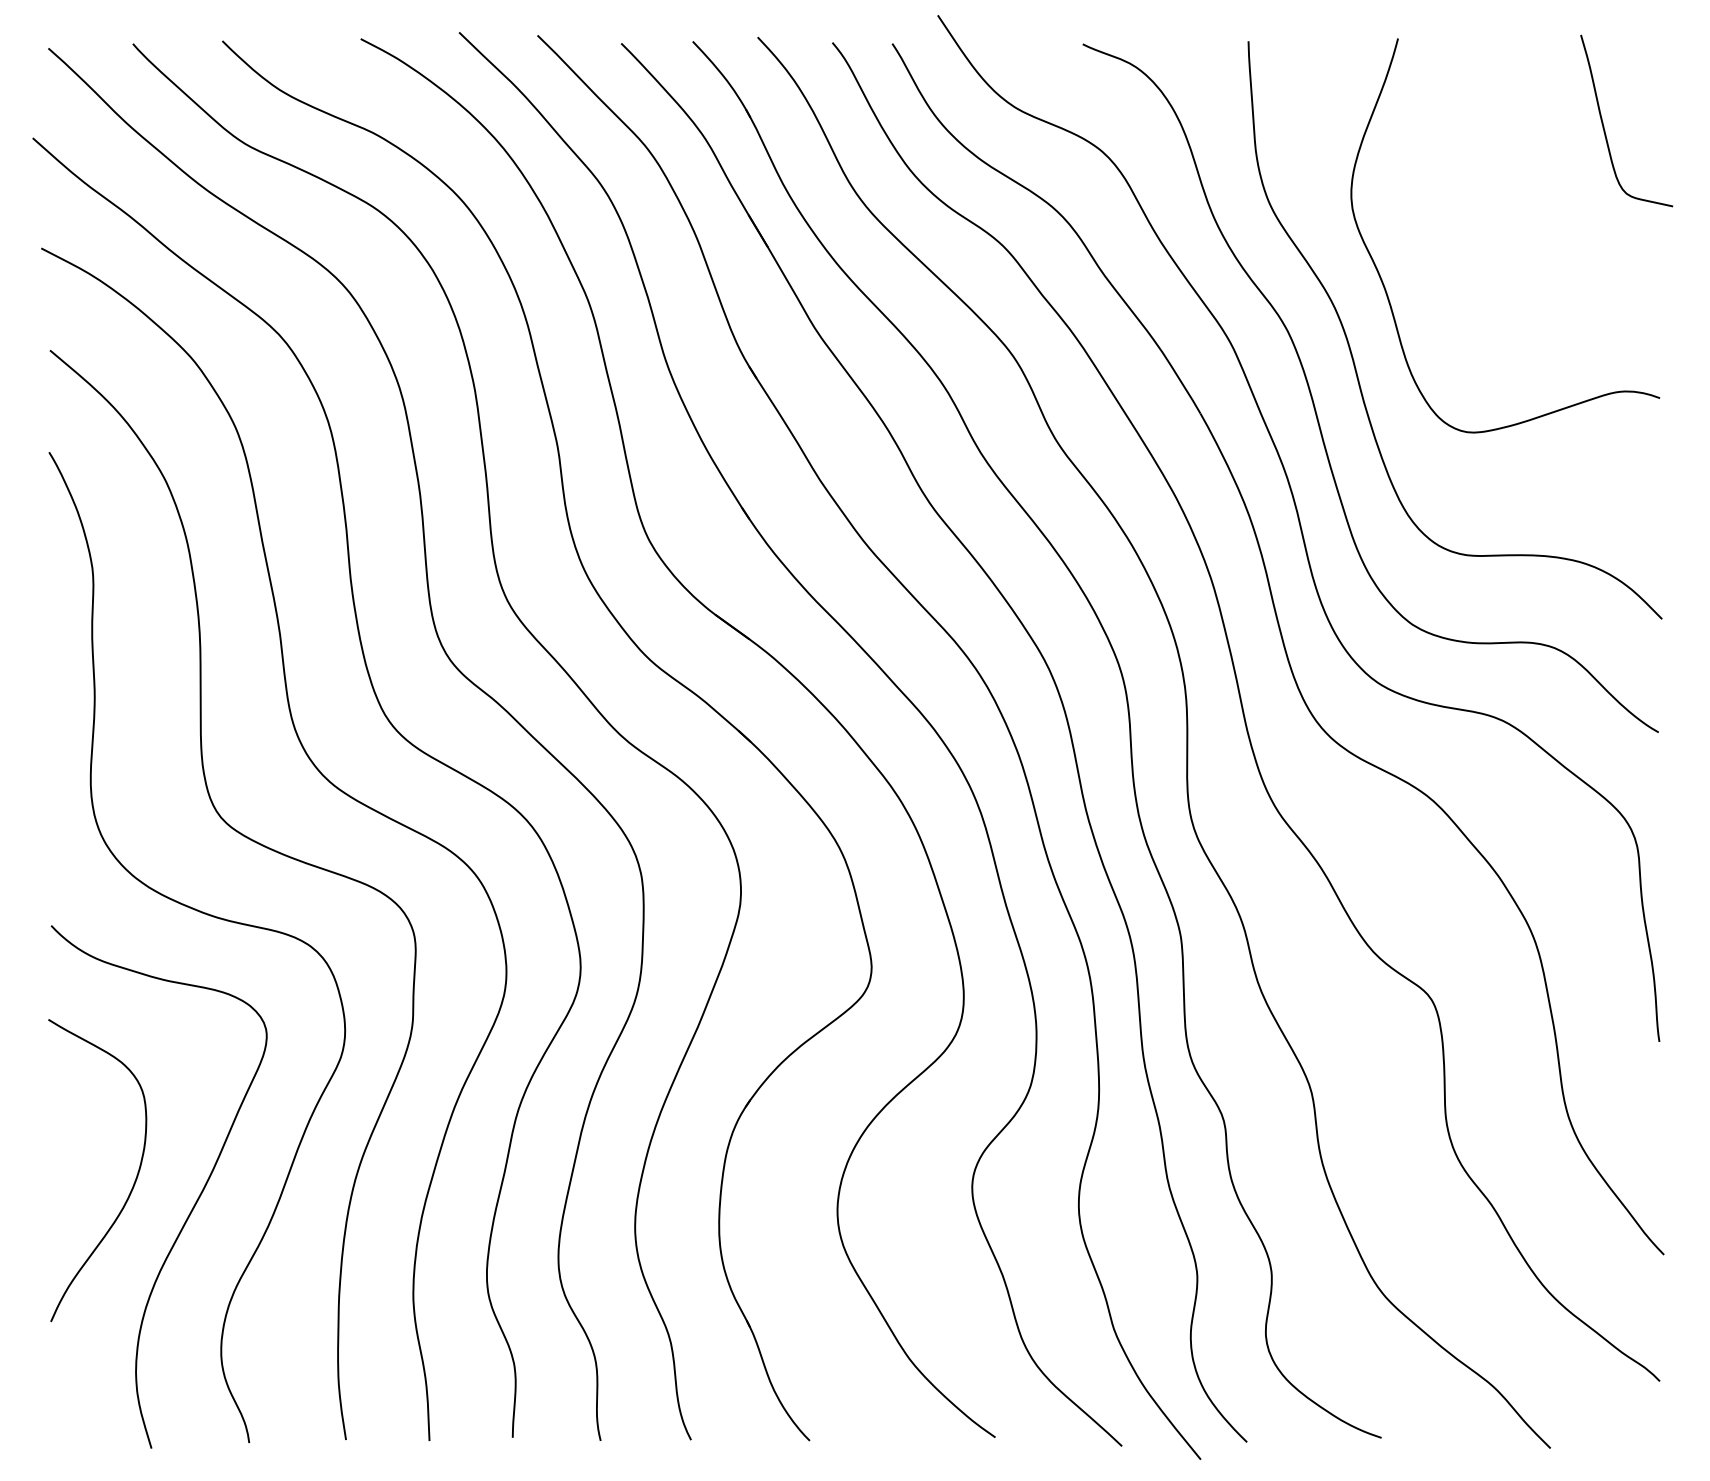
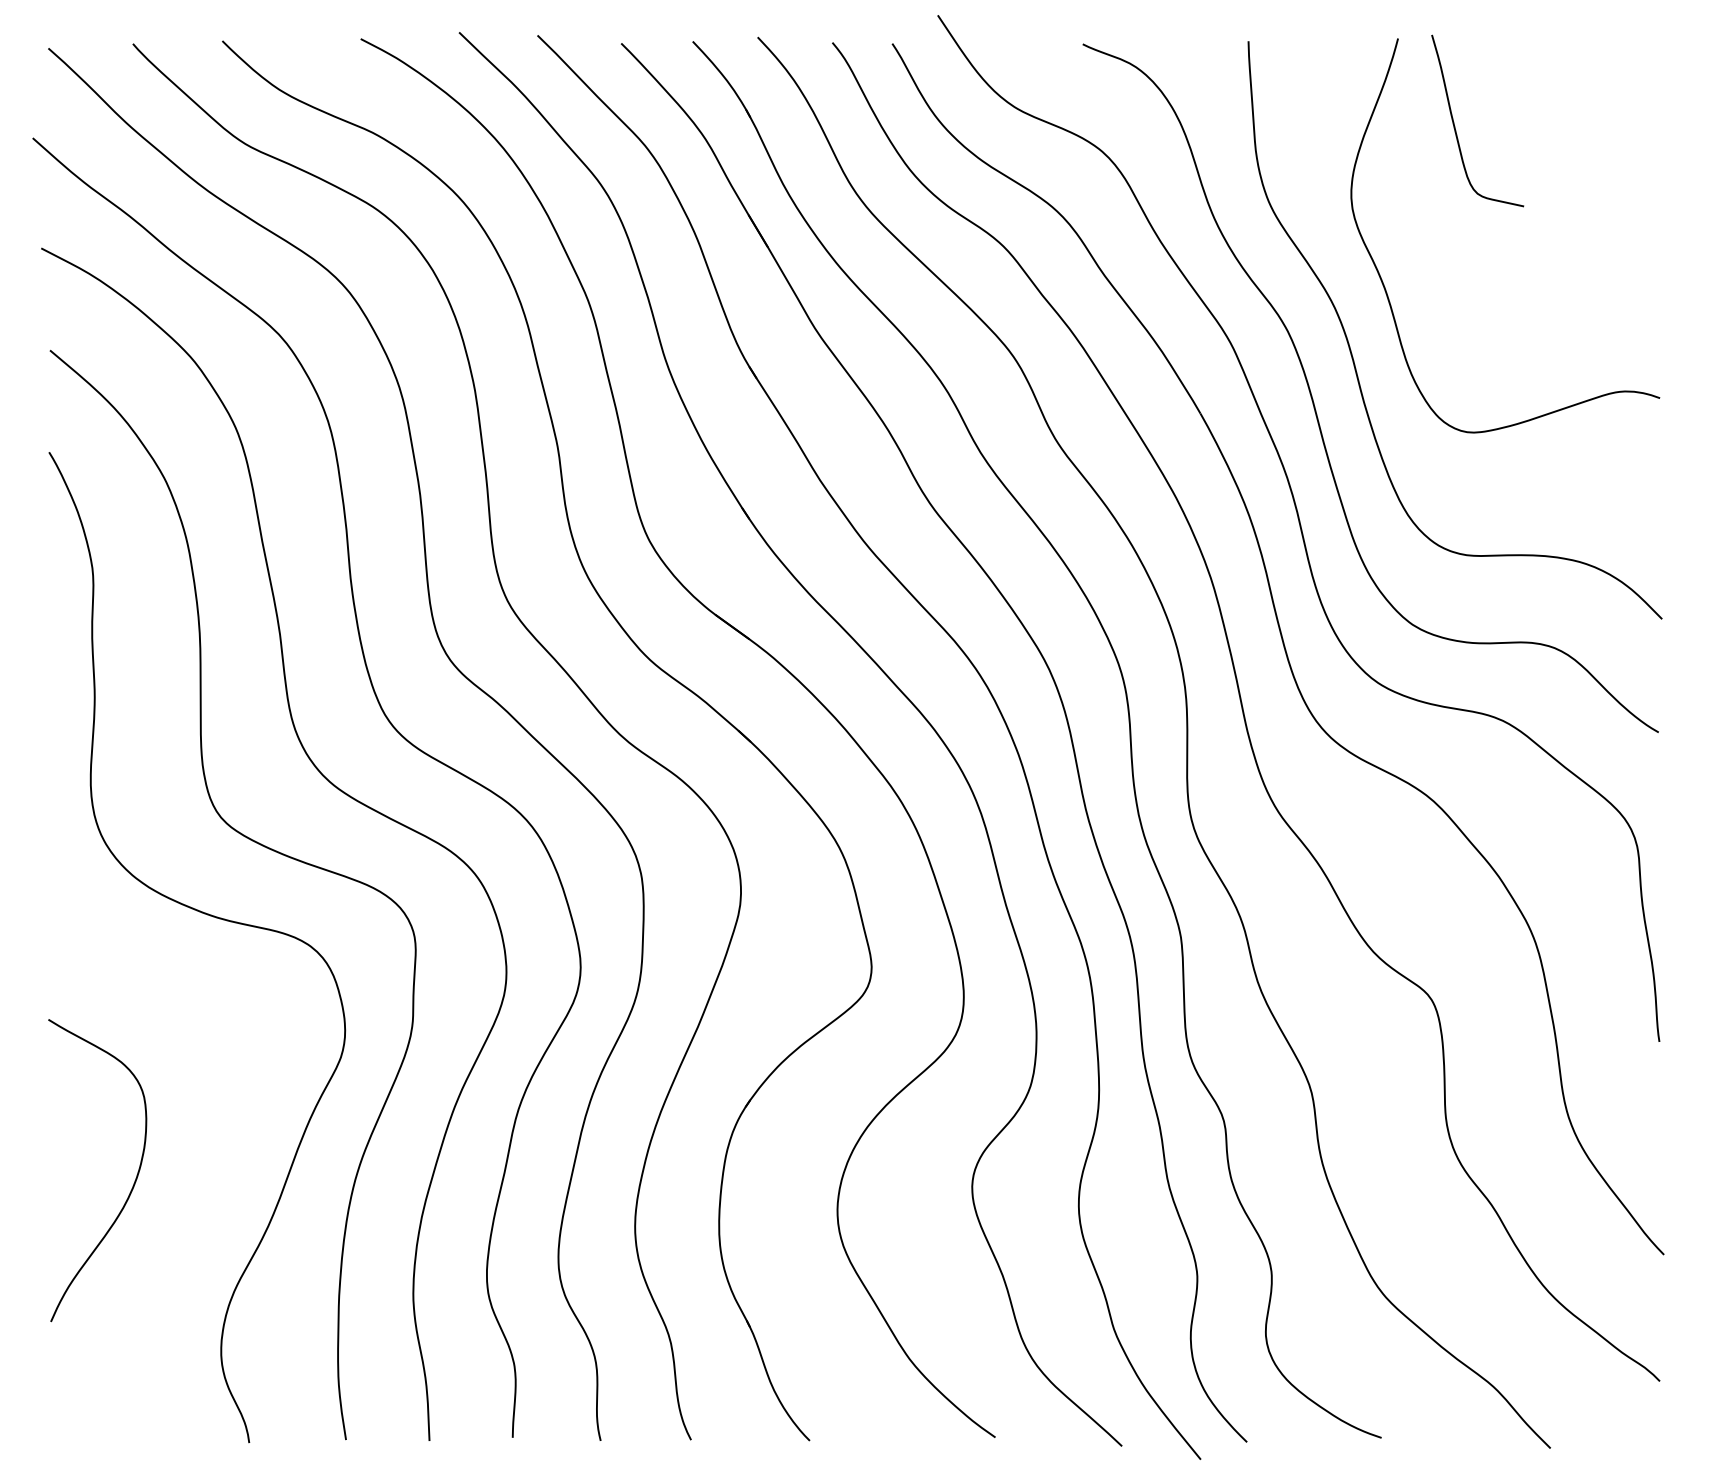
curve position: (1604, 126) -> (1455, 126) (1455, 126)
curve: present -> none (194, 1203)
